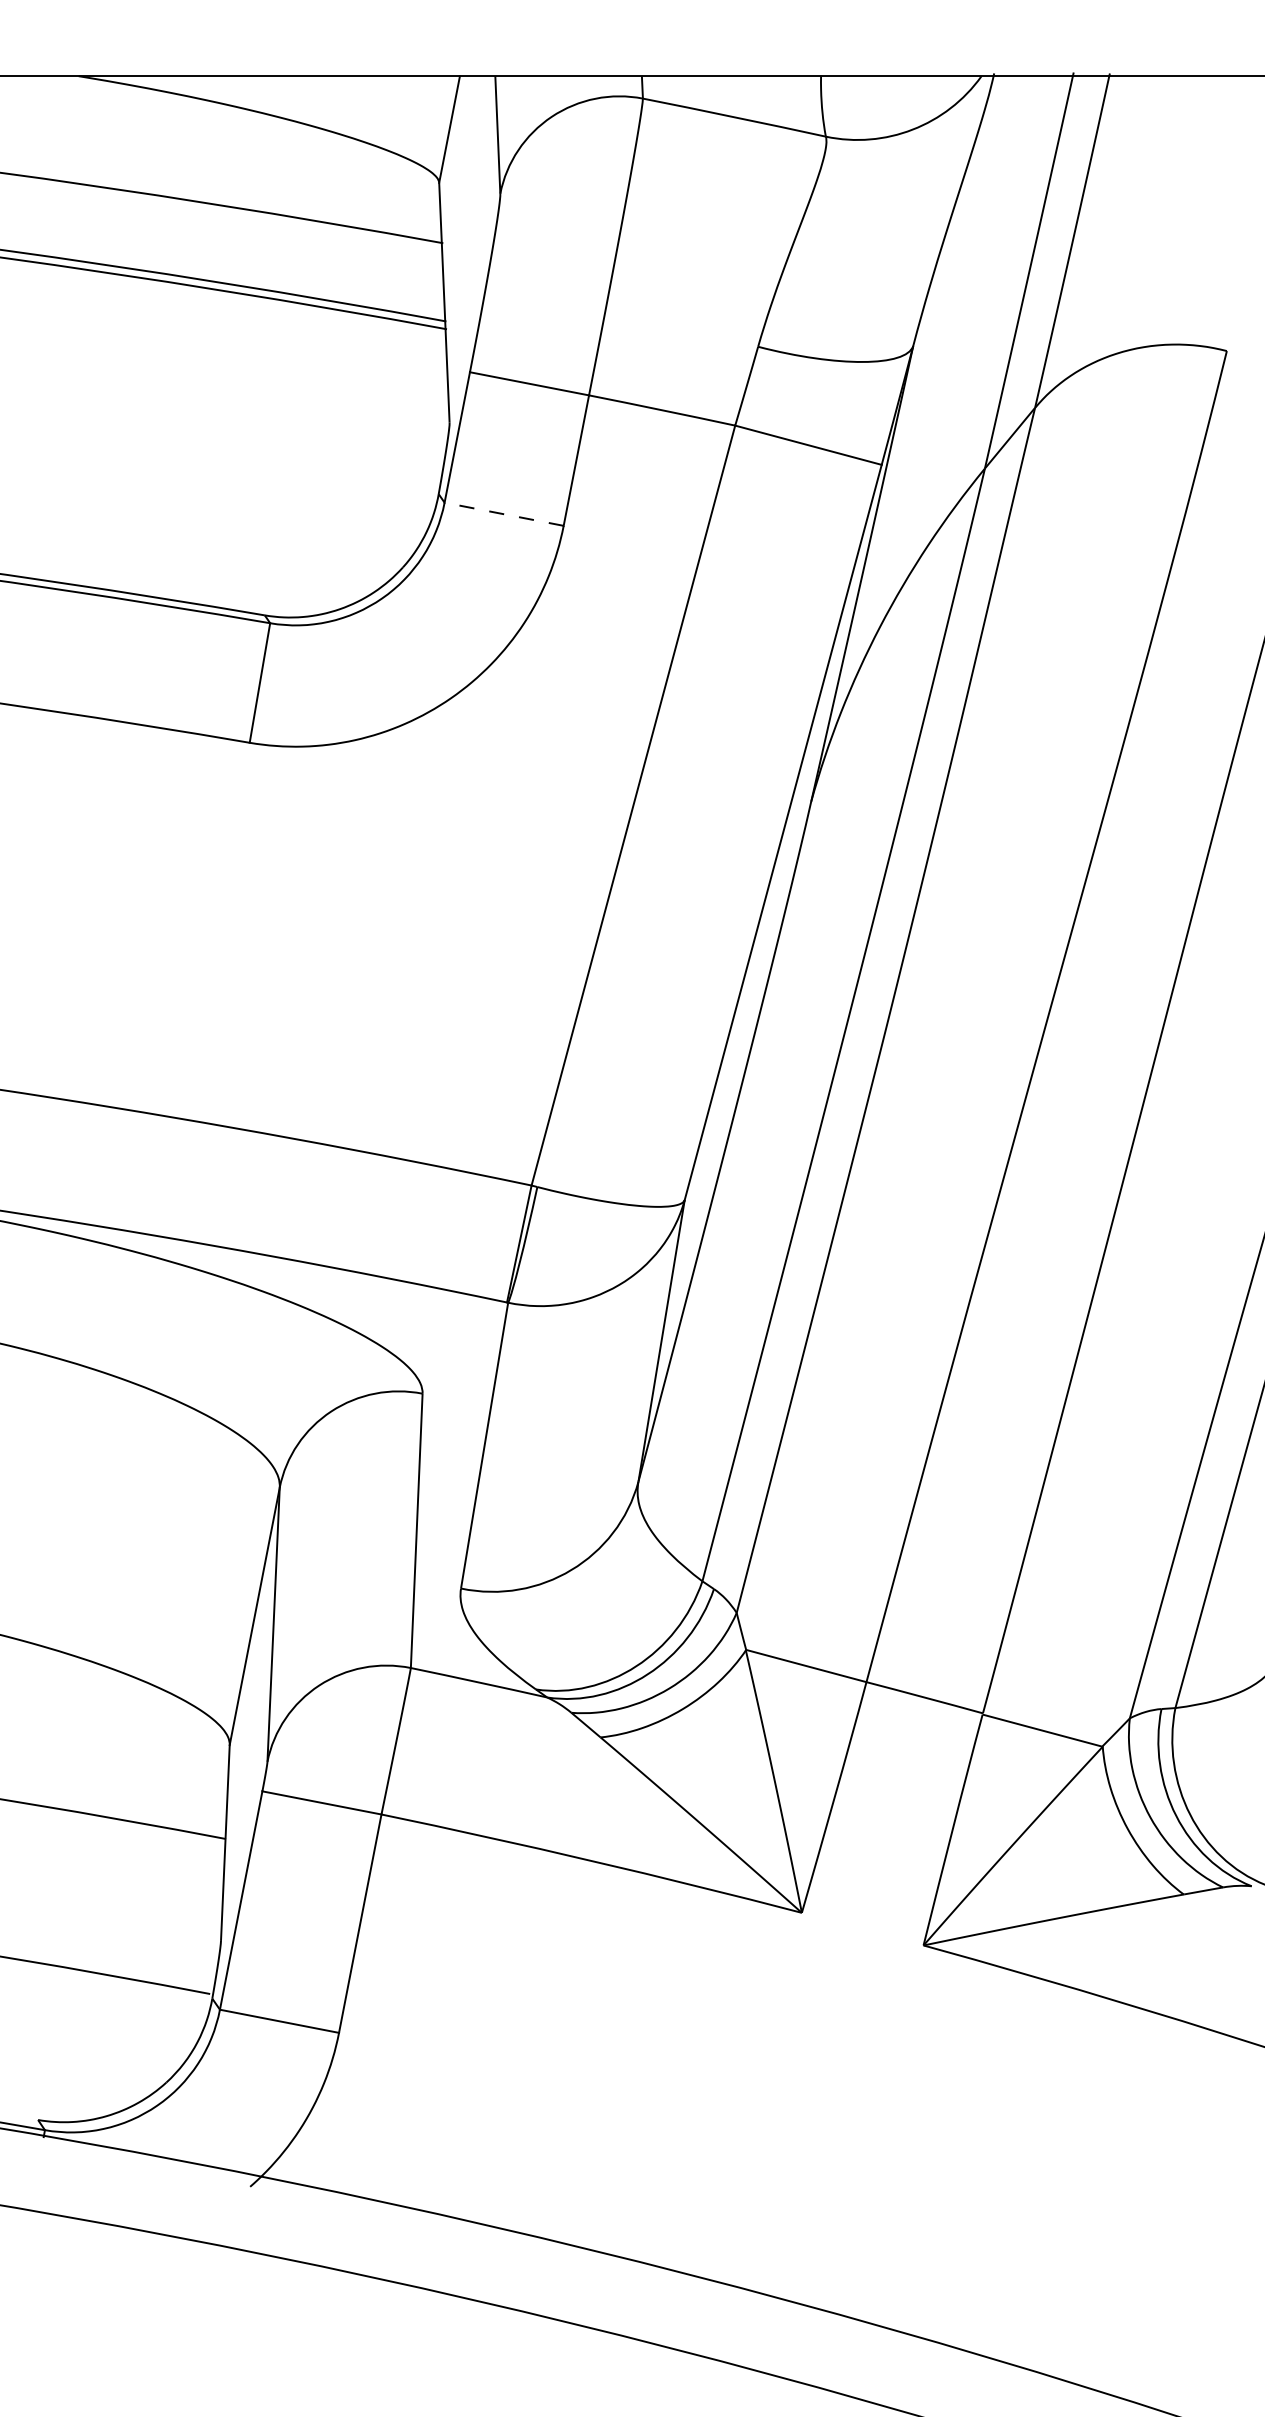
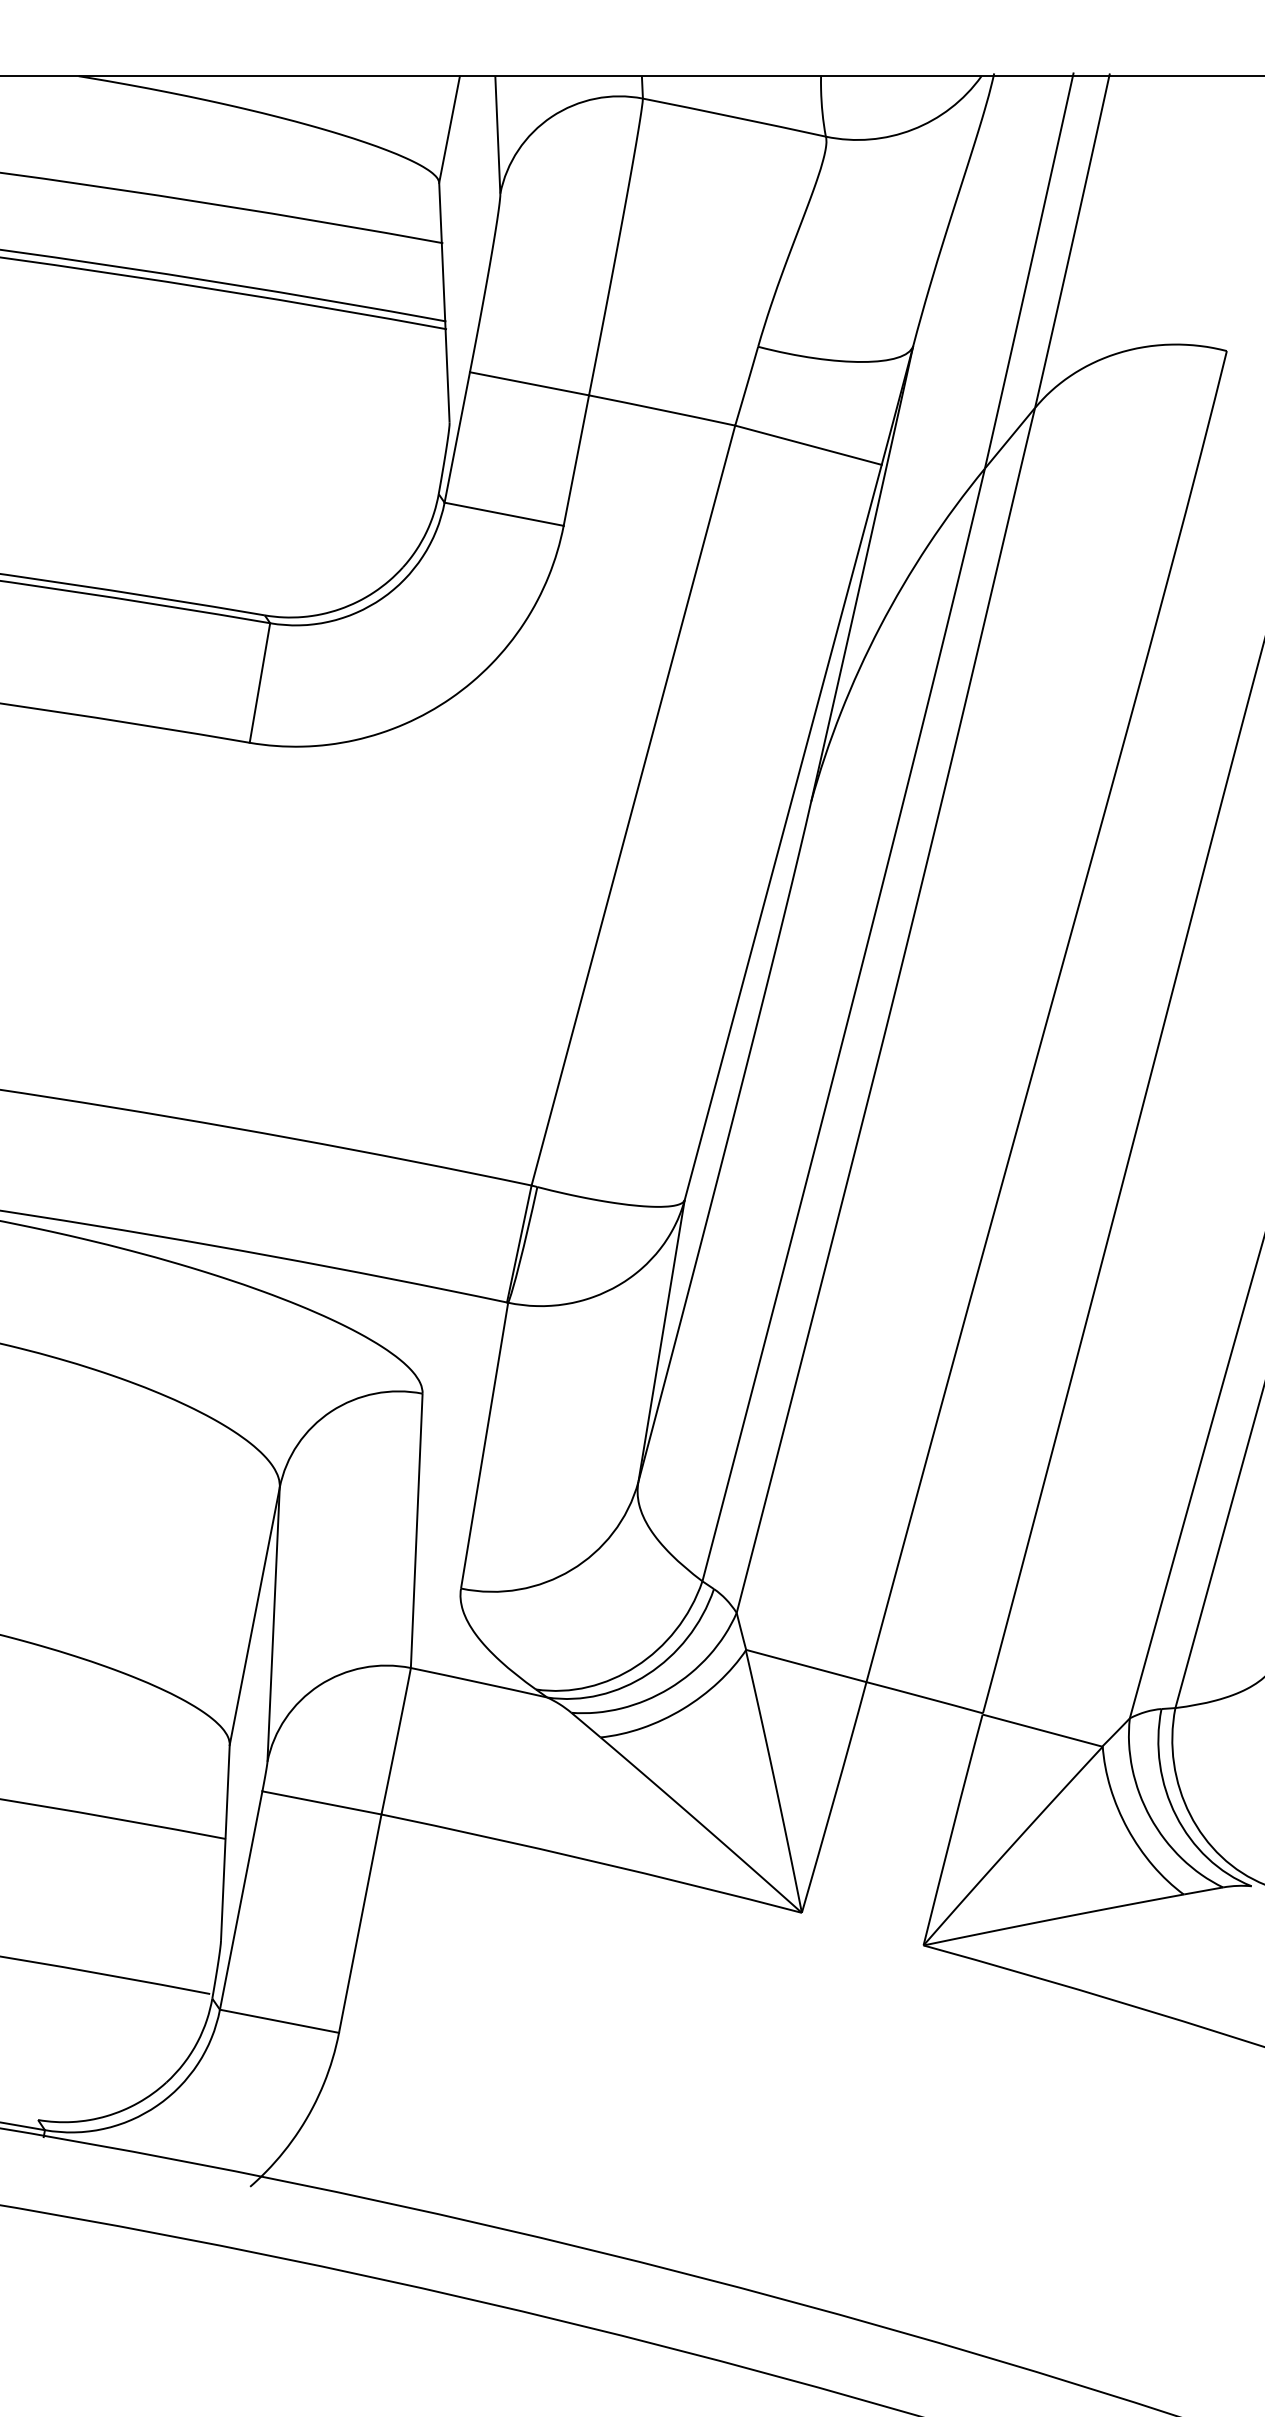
line: dashed -> solid (504, 514)
